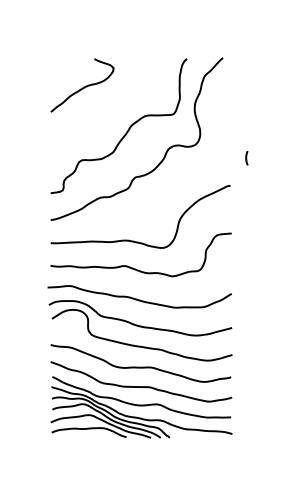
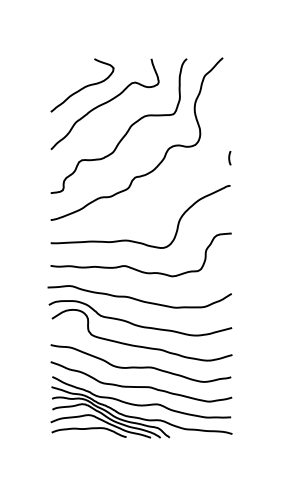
curve: none -> present (104, 104)
curve position: (246, 158) -> (229, 158) (229, 158)
